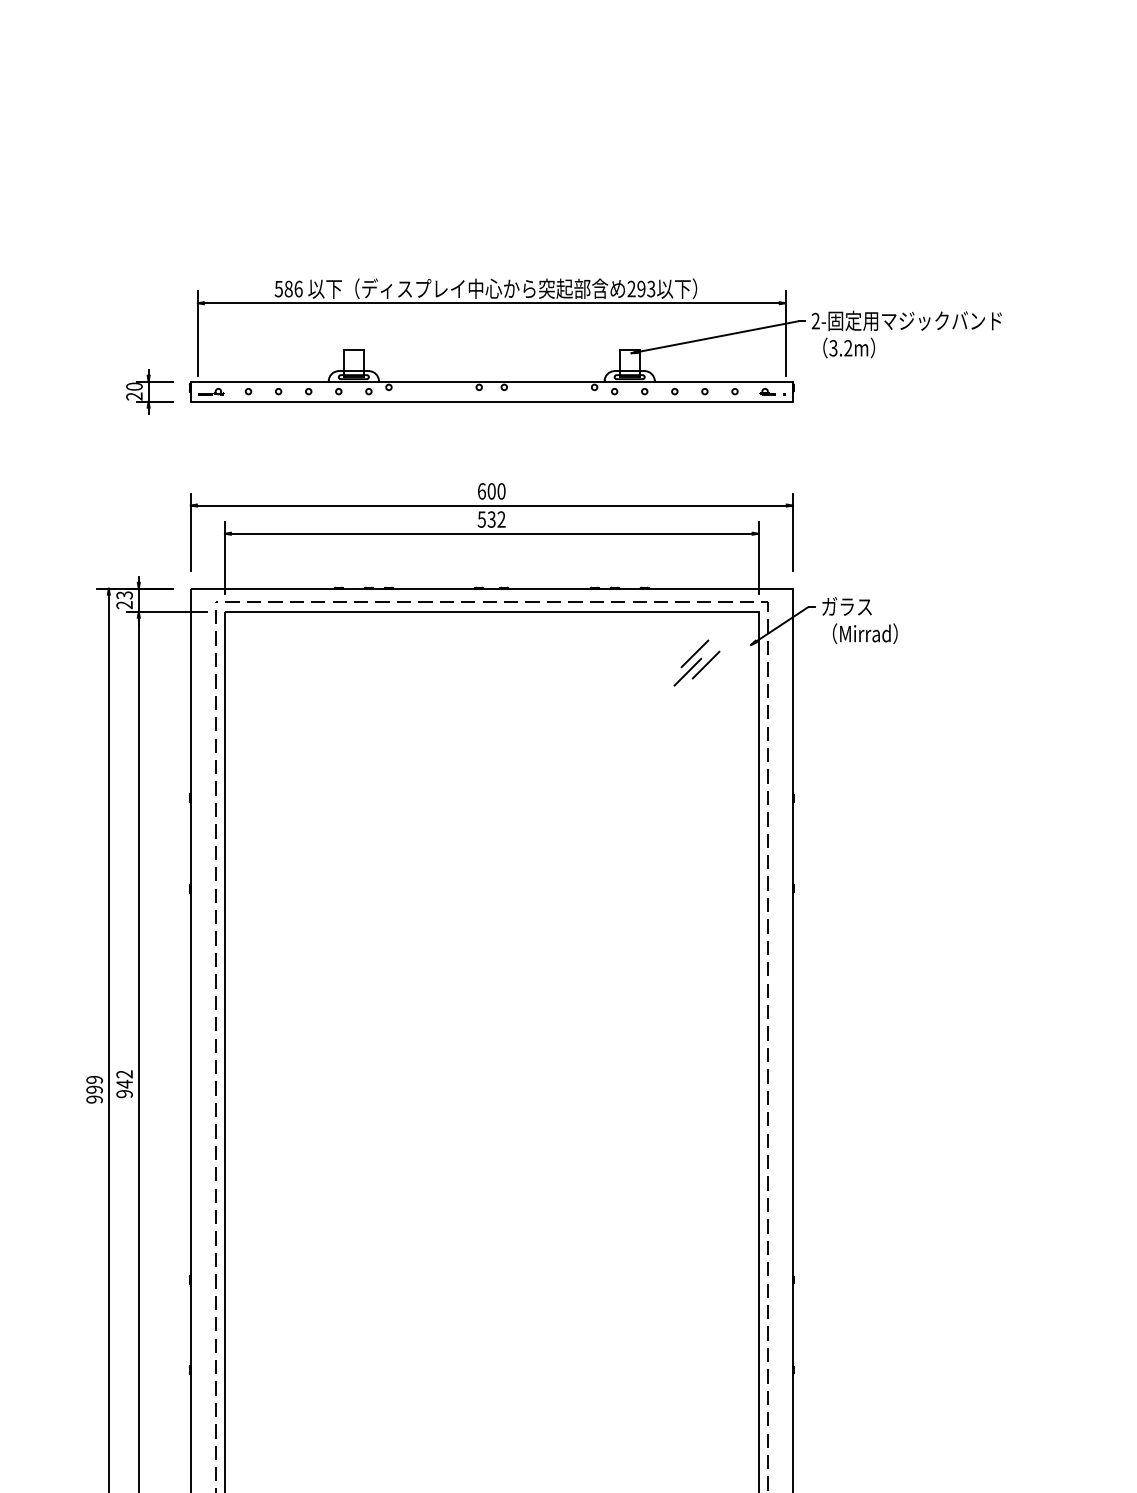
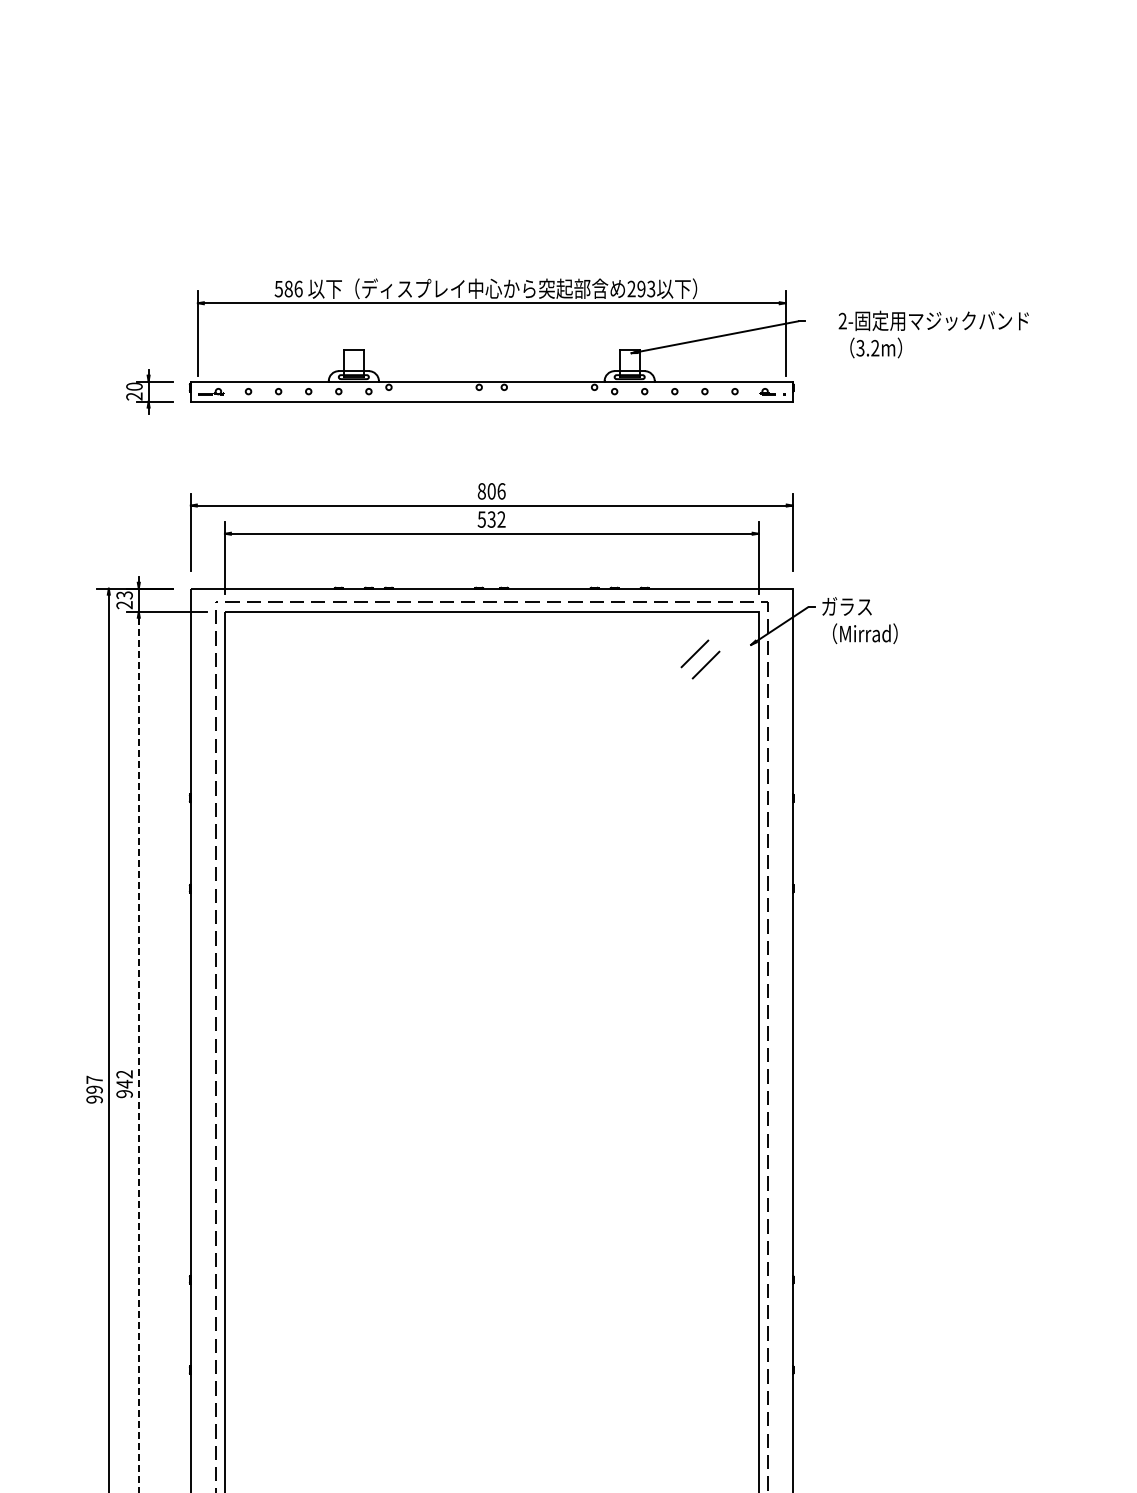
text position: (906, 334) -> (933, 334) (933, 334)
text: 600 -> 806 (491, 491)
line: present -> none (687, 671)
line: solid -> dashed (138, 1055)
text: 999 -> 997 (94, 1079)
